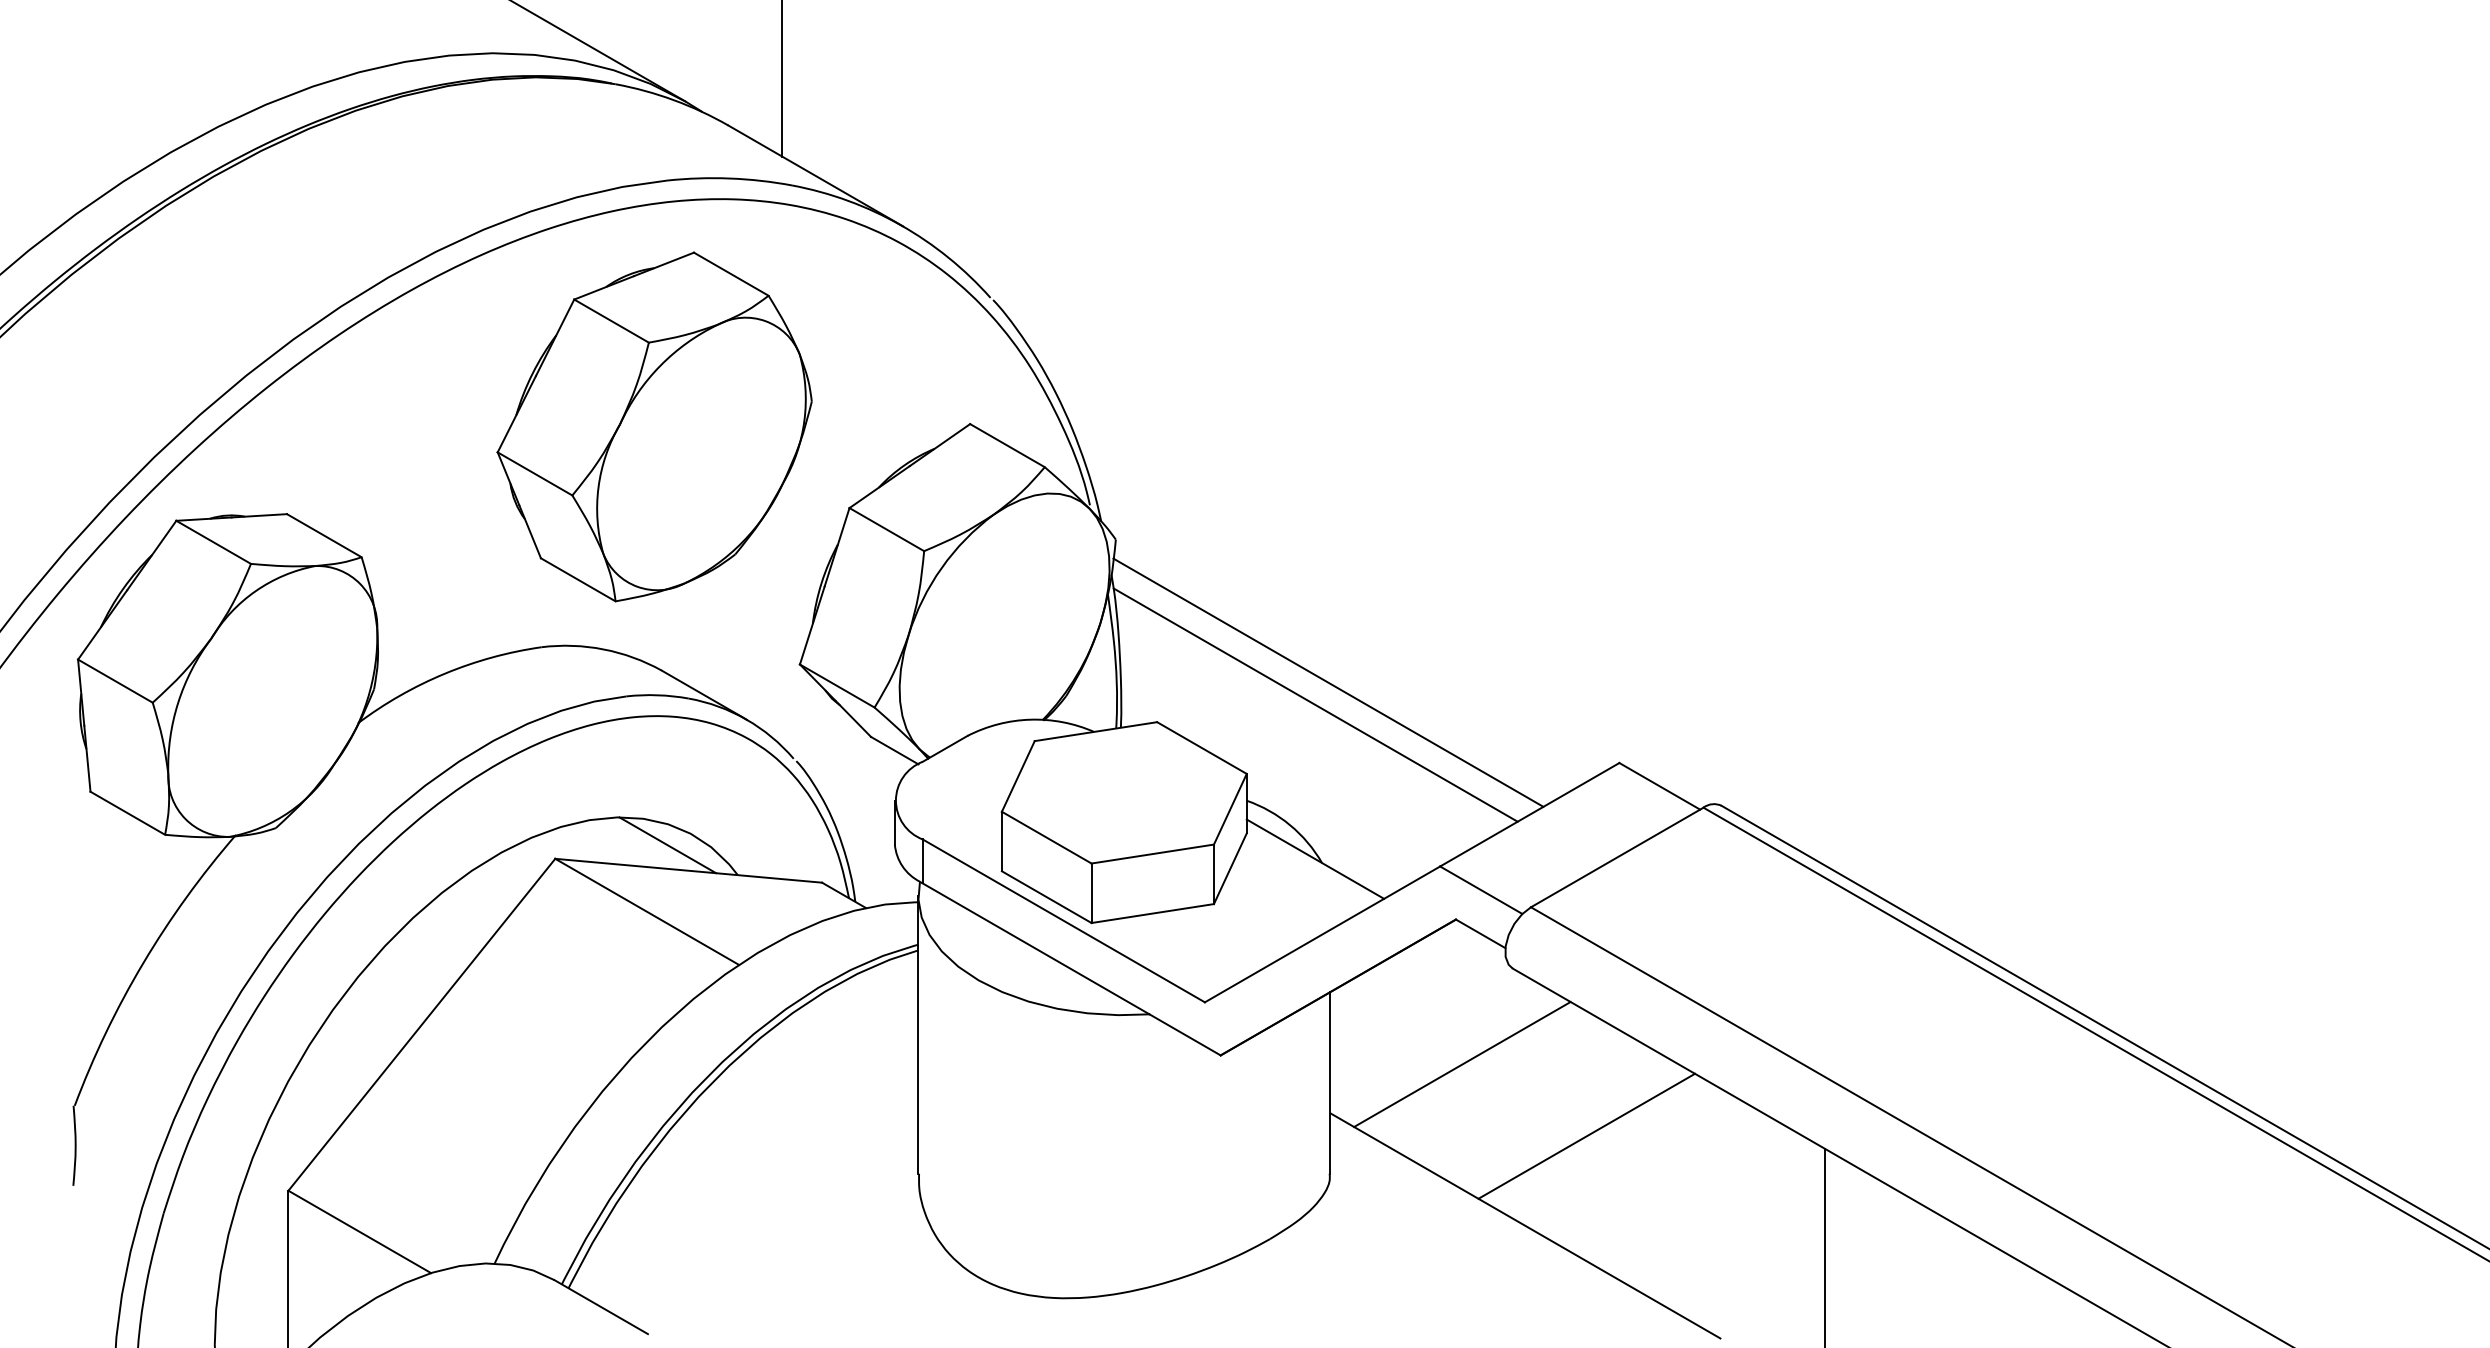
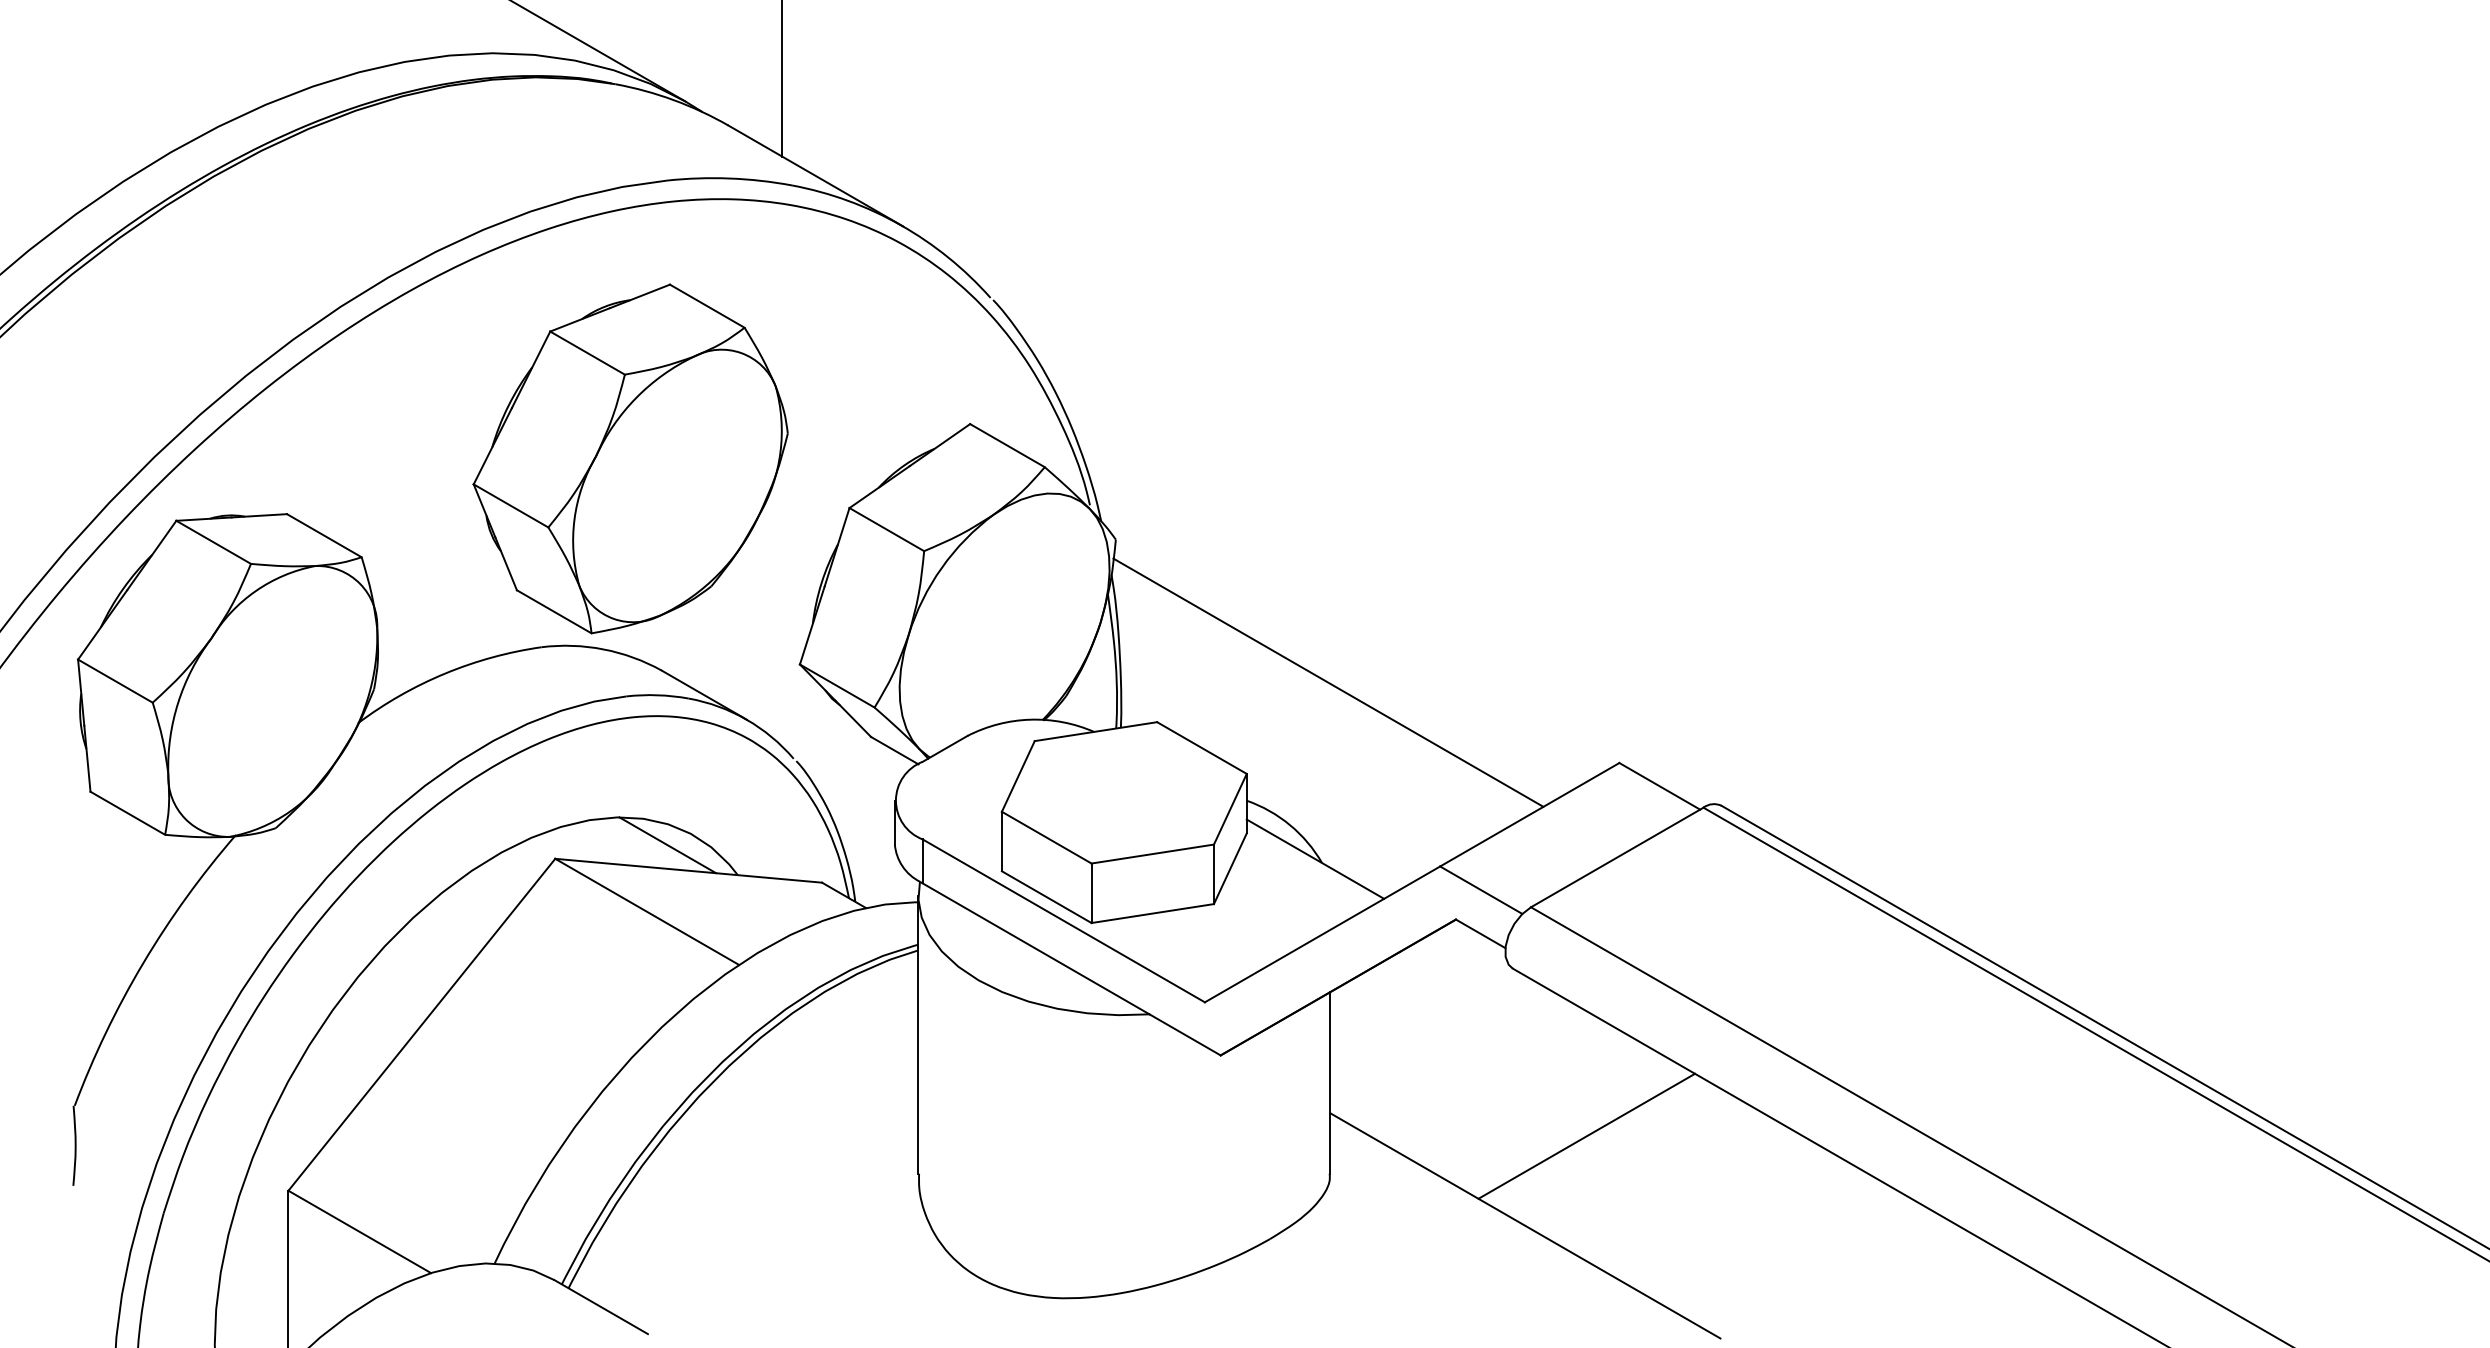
part position: (654, 426) -> (630, 458) (630, 458)
line: present -> none (1315, 704)
line: present -> none (1462, 1064)
line: present -> none (1824, 1246)
